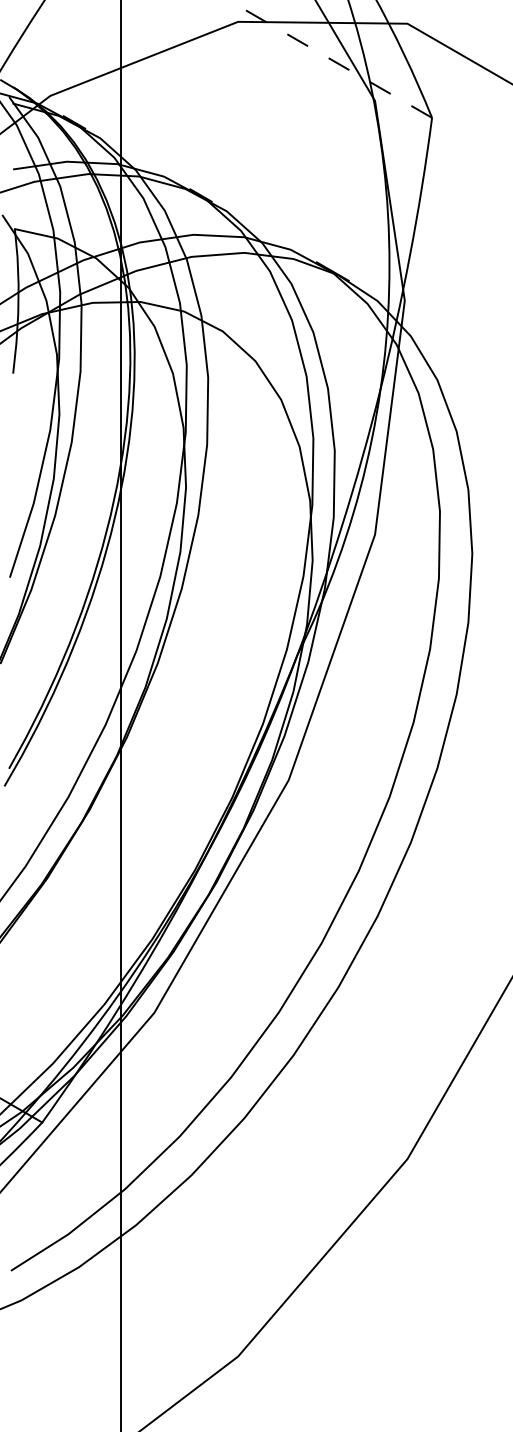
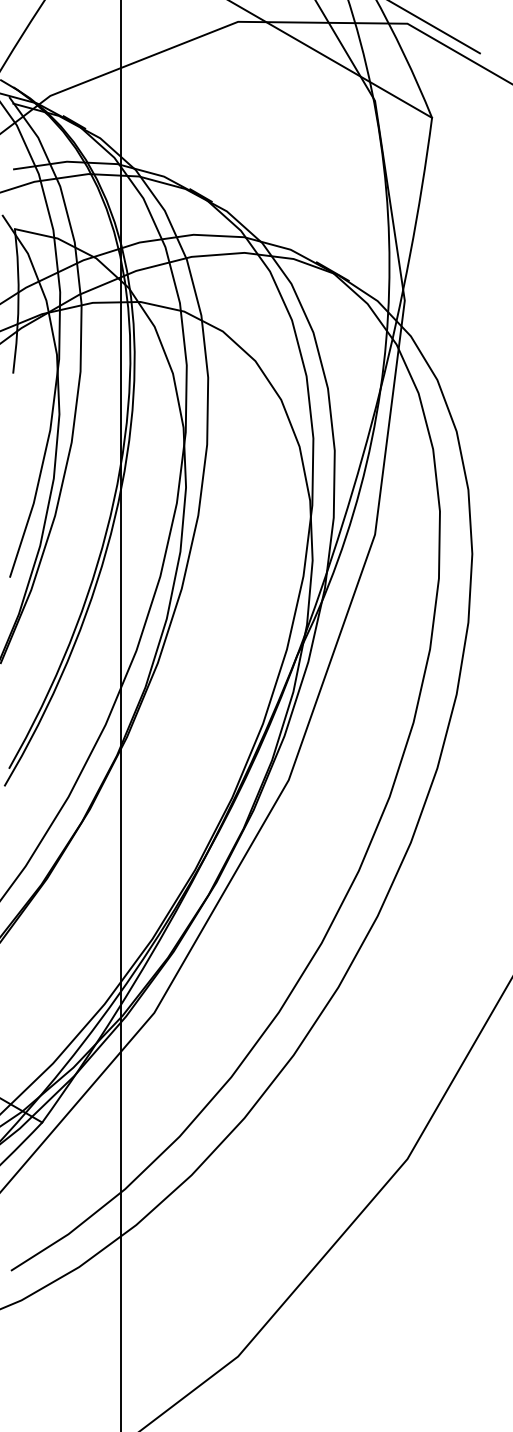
line: none -> present (435, 27)
line: dashed -> solid (329, 58)
